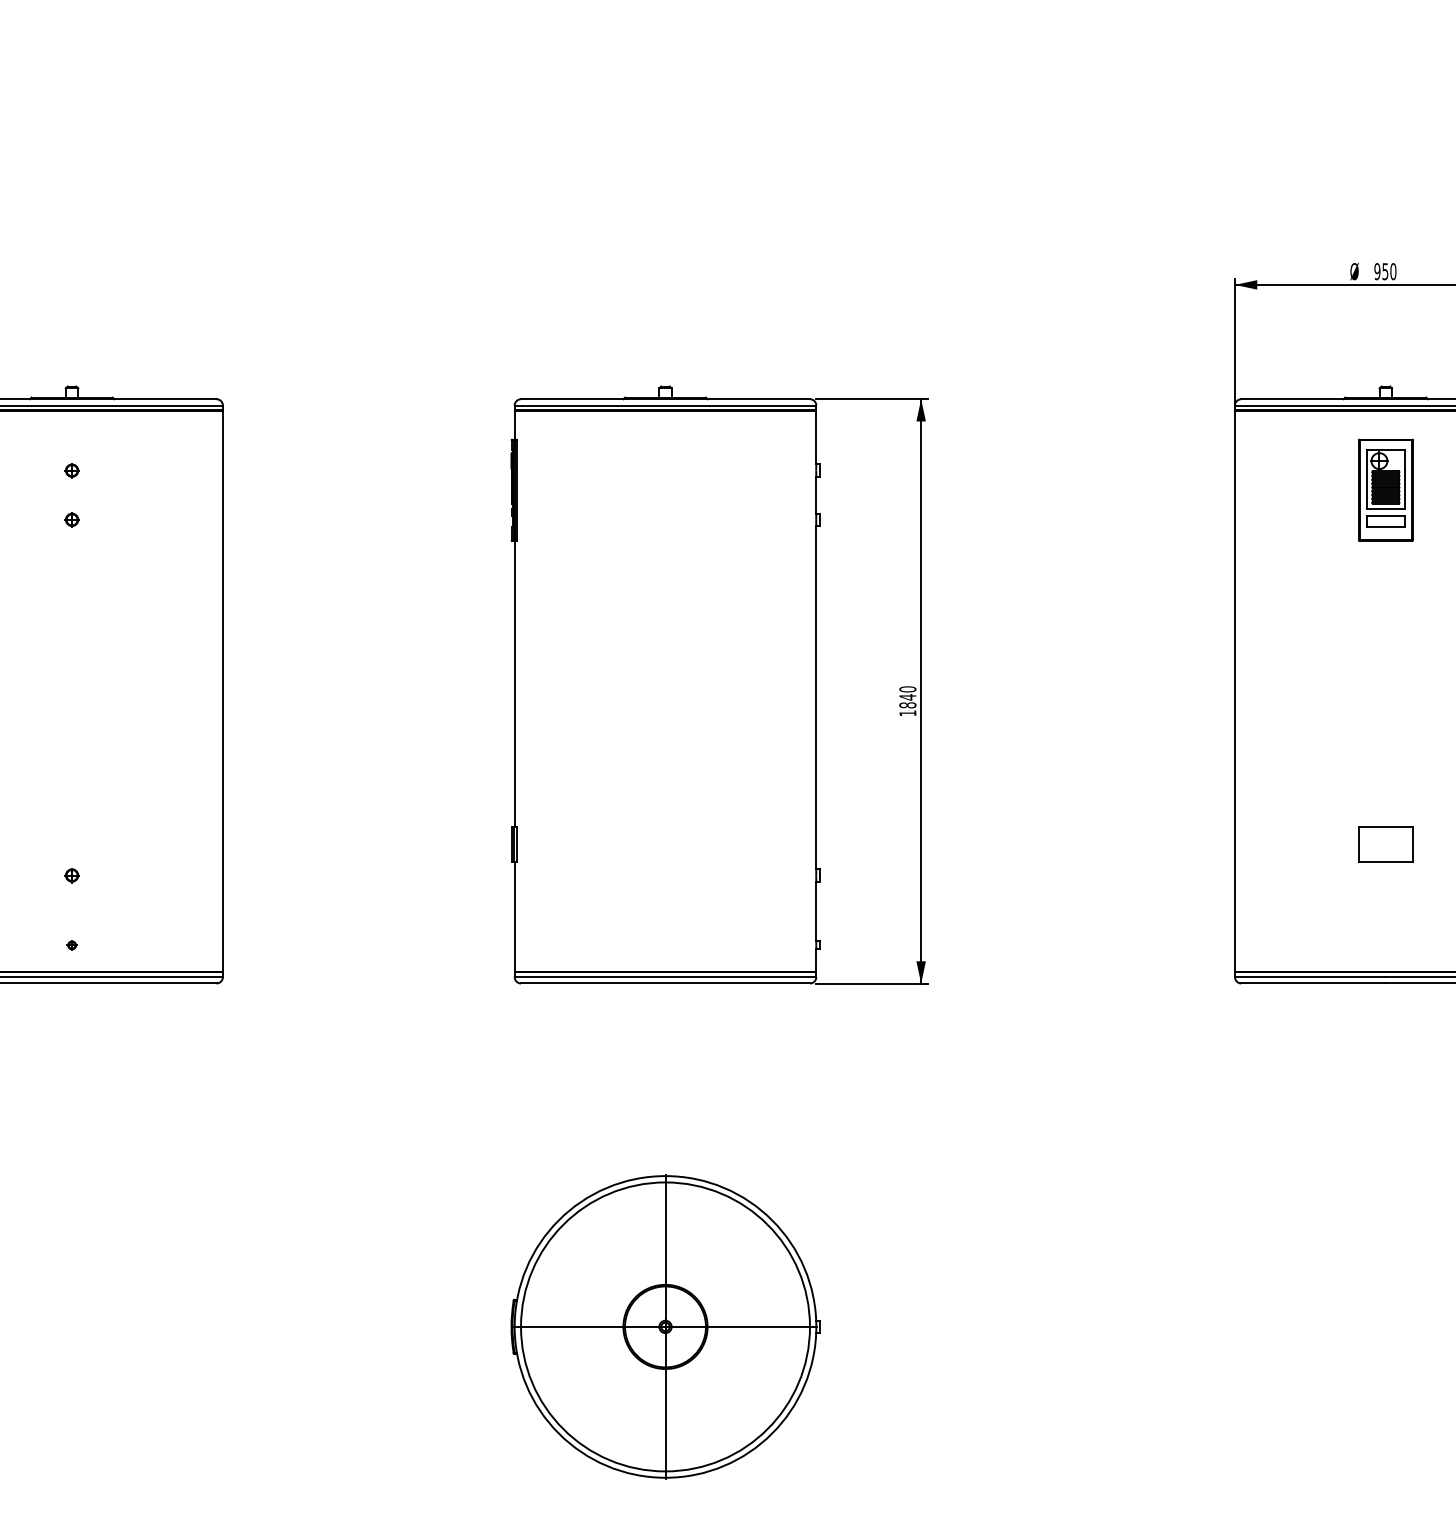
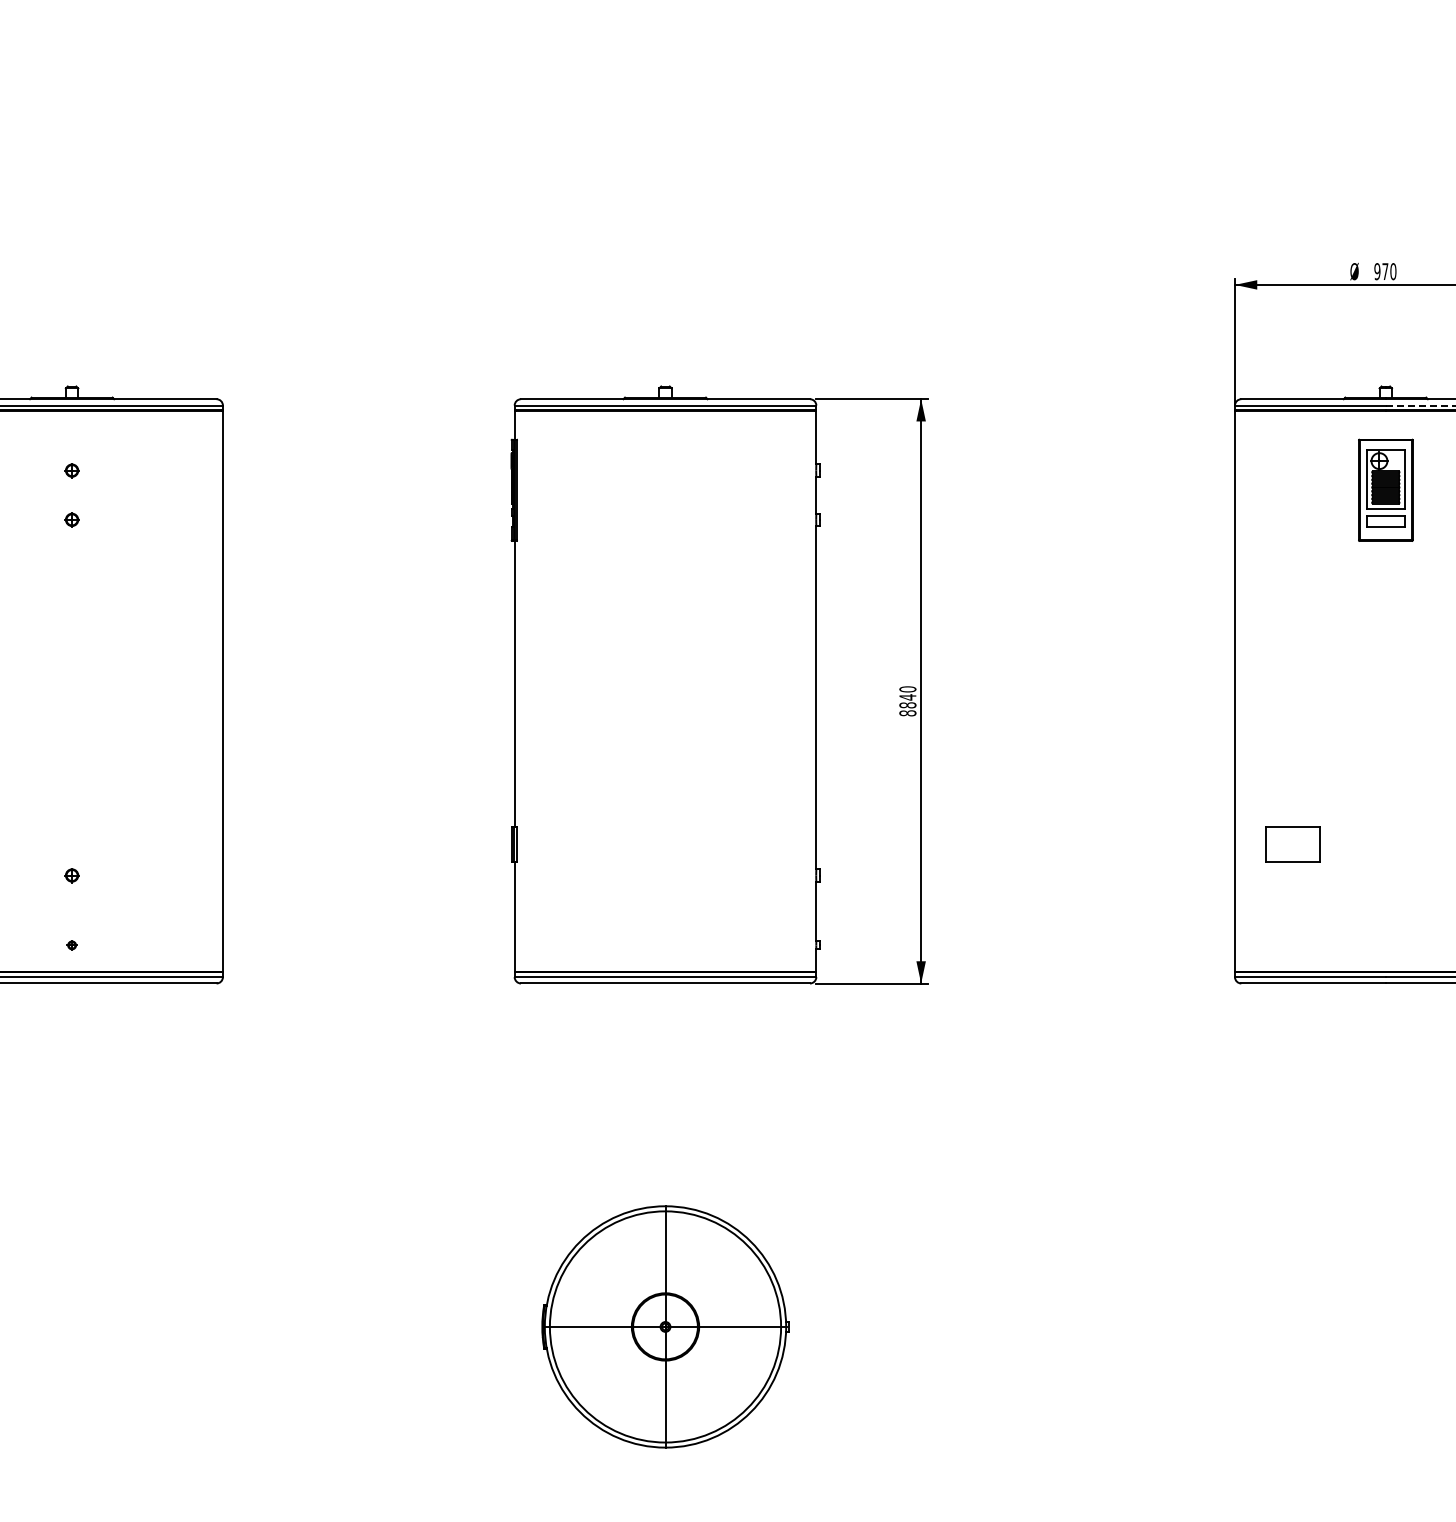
text: 950 -> 970 (1385, 271)
line: solid -> dashed (1420, 405)
text: 1840 -> 8840 (907, 713)
part position: (1385, 844) -> (1292, 844) (1292, 844)
part size: 311x306 px -> 249x244 px (665, 1326)
